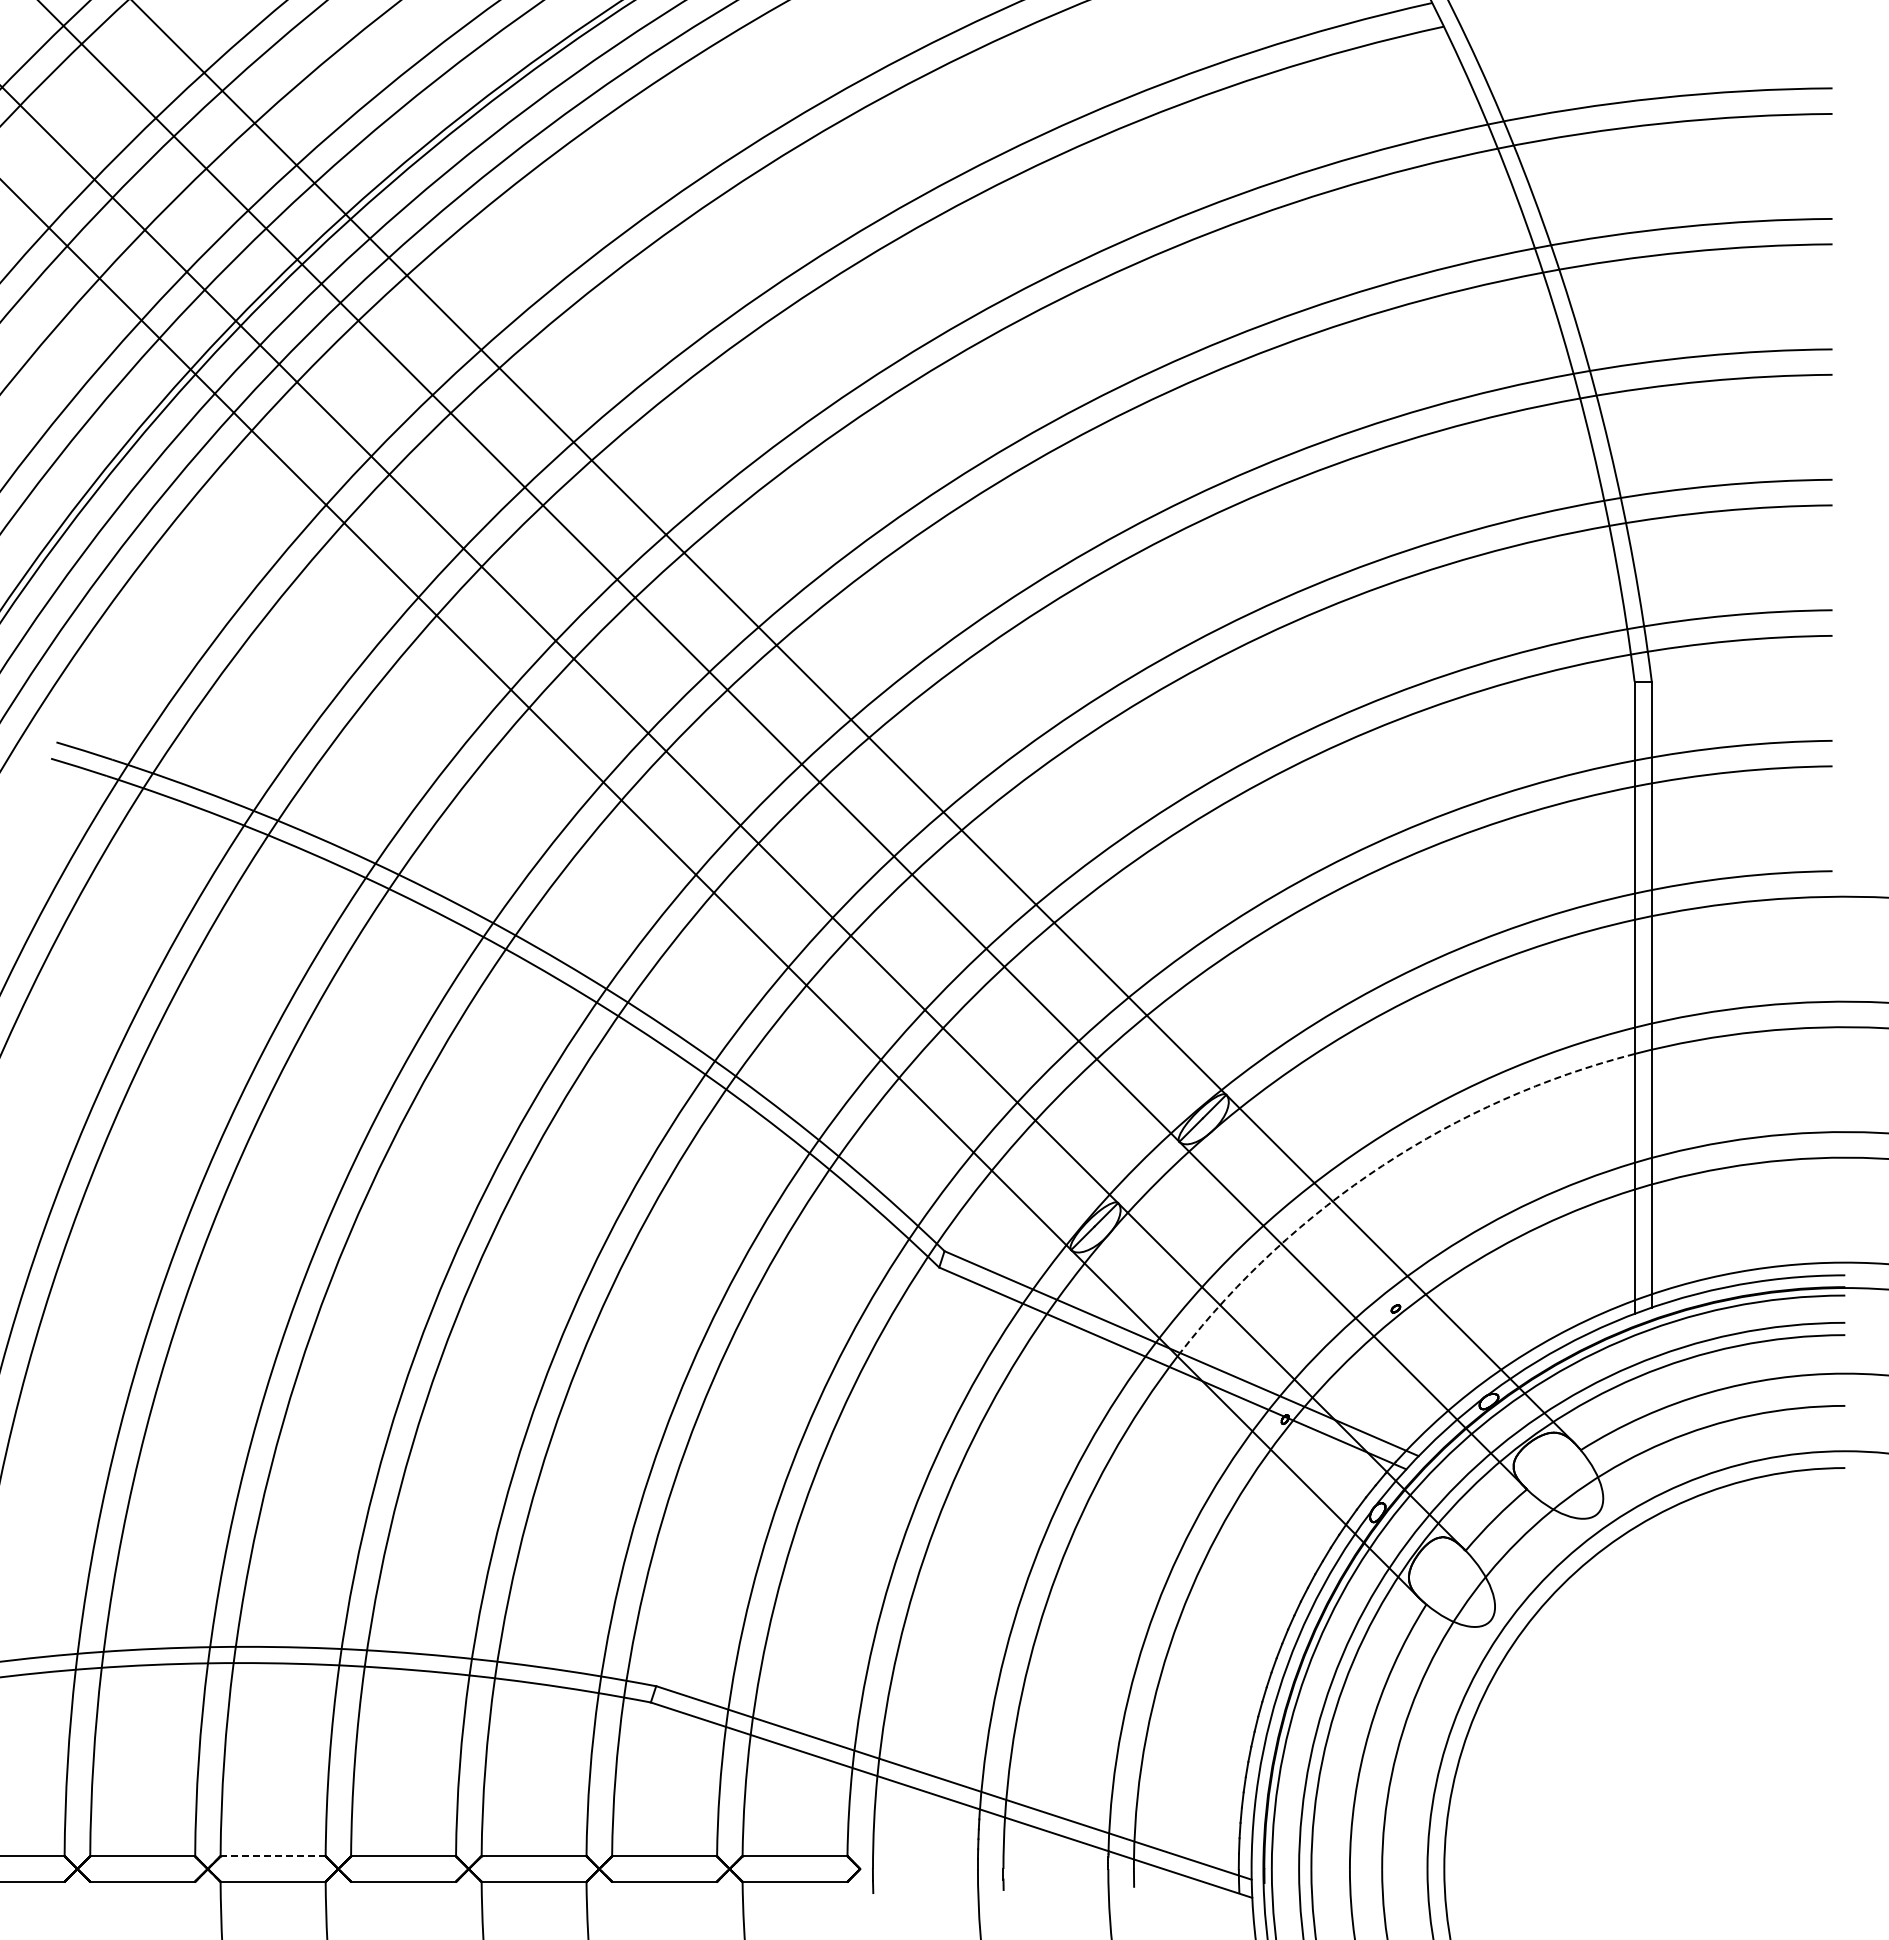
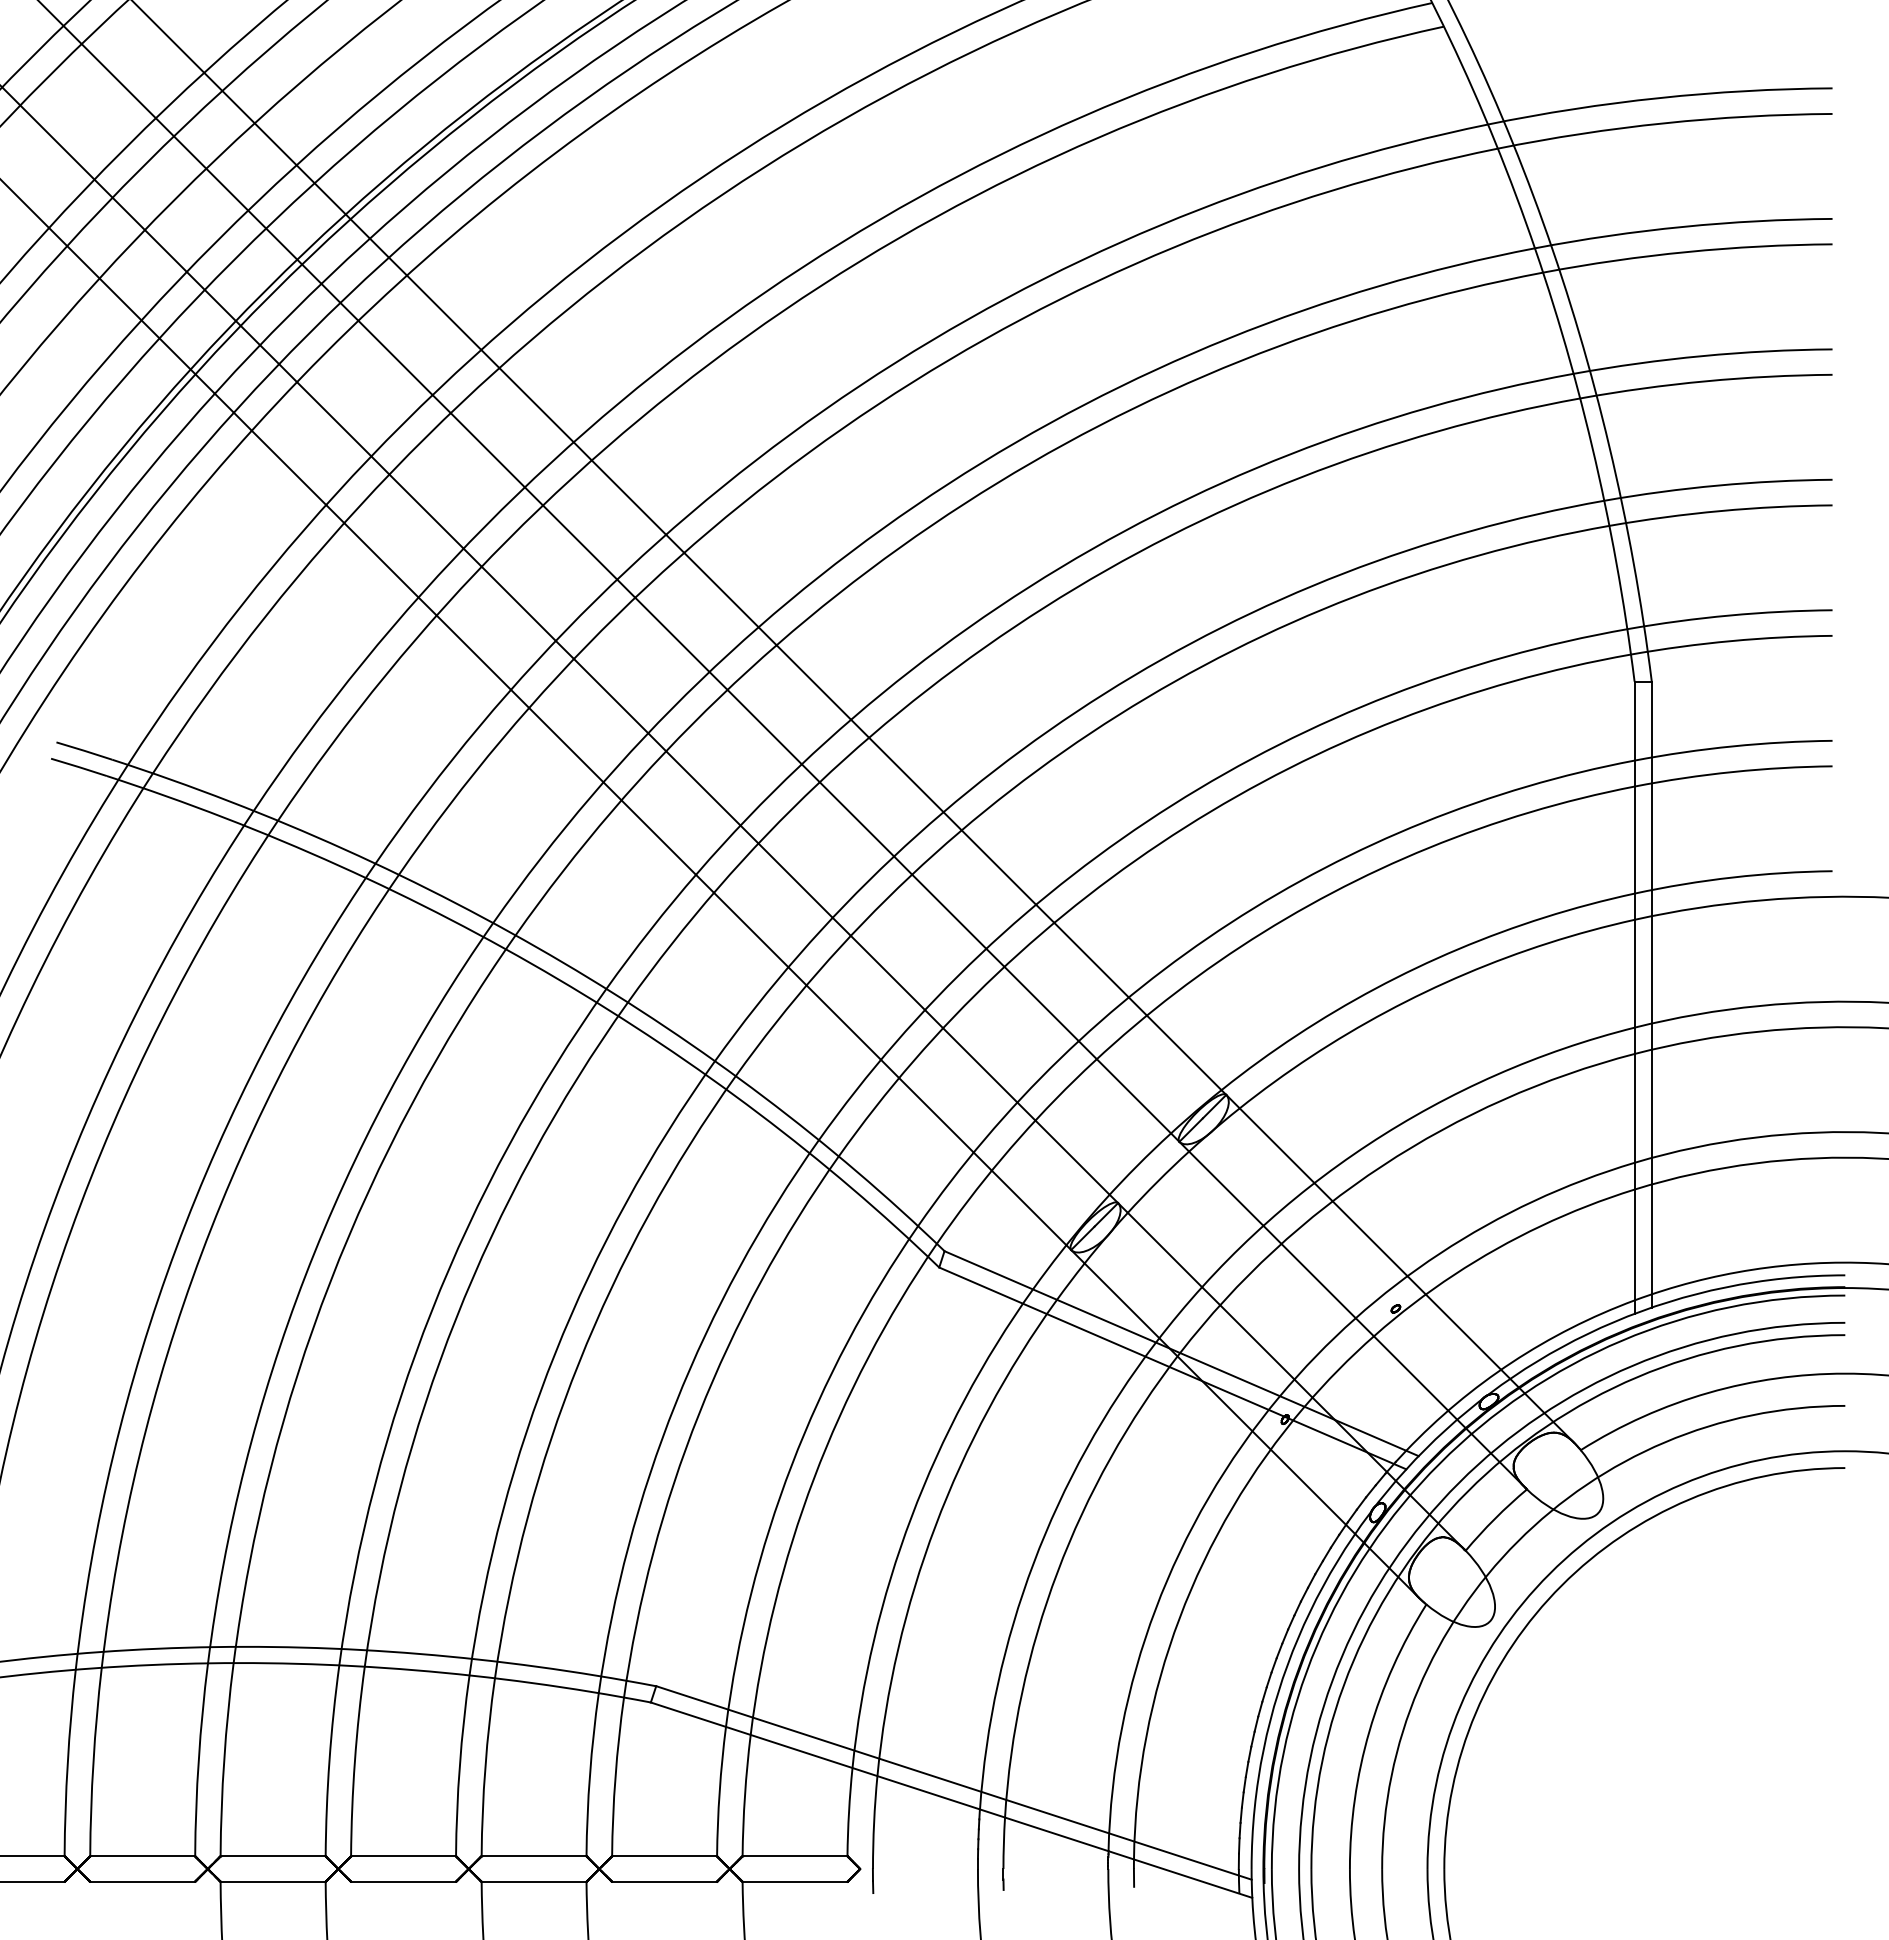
arc: dashed -> solid (1382, 1165)
line: dashed -> solid (272, 1856)
